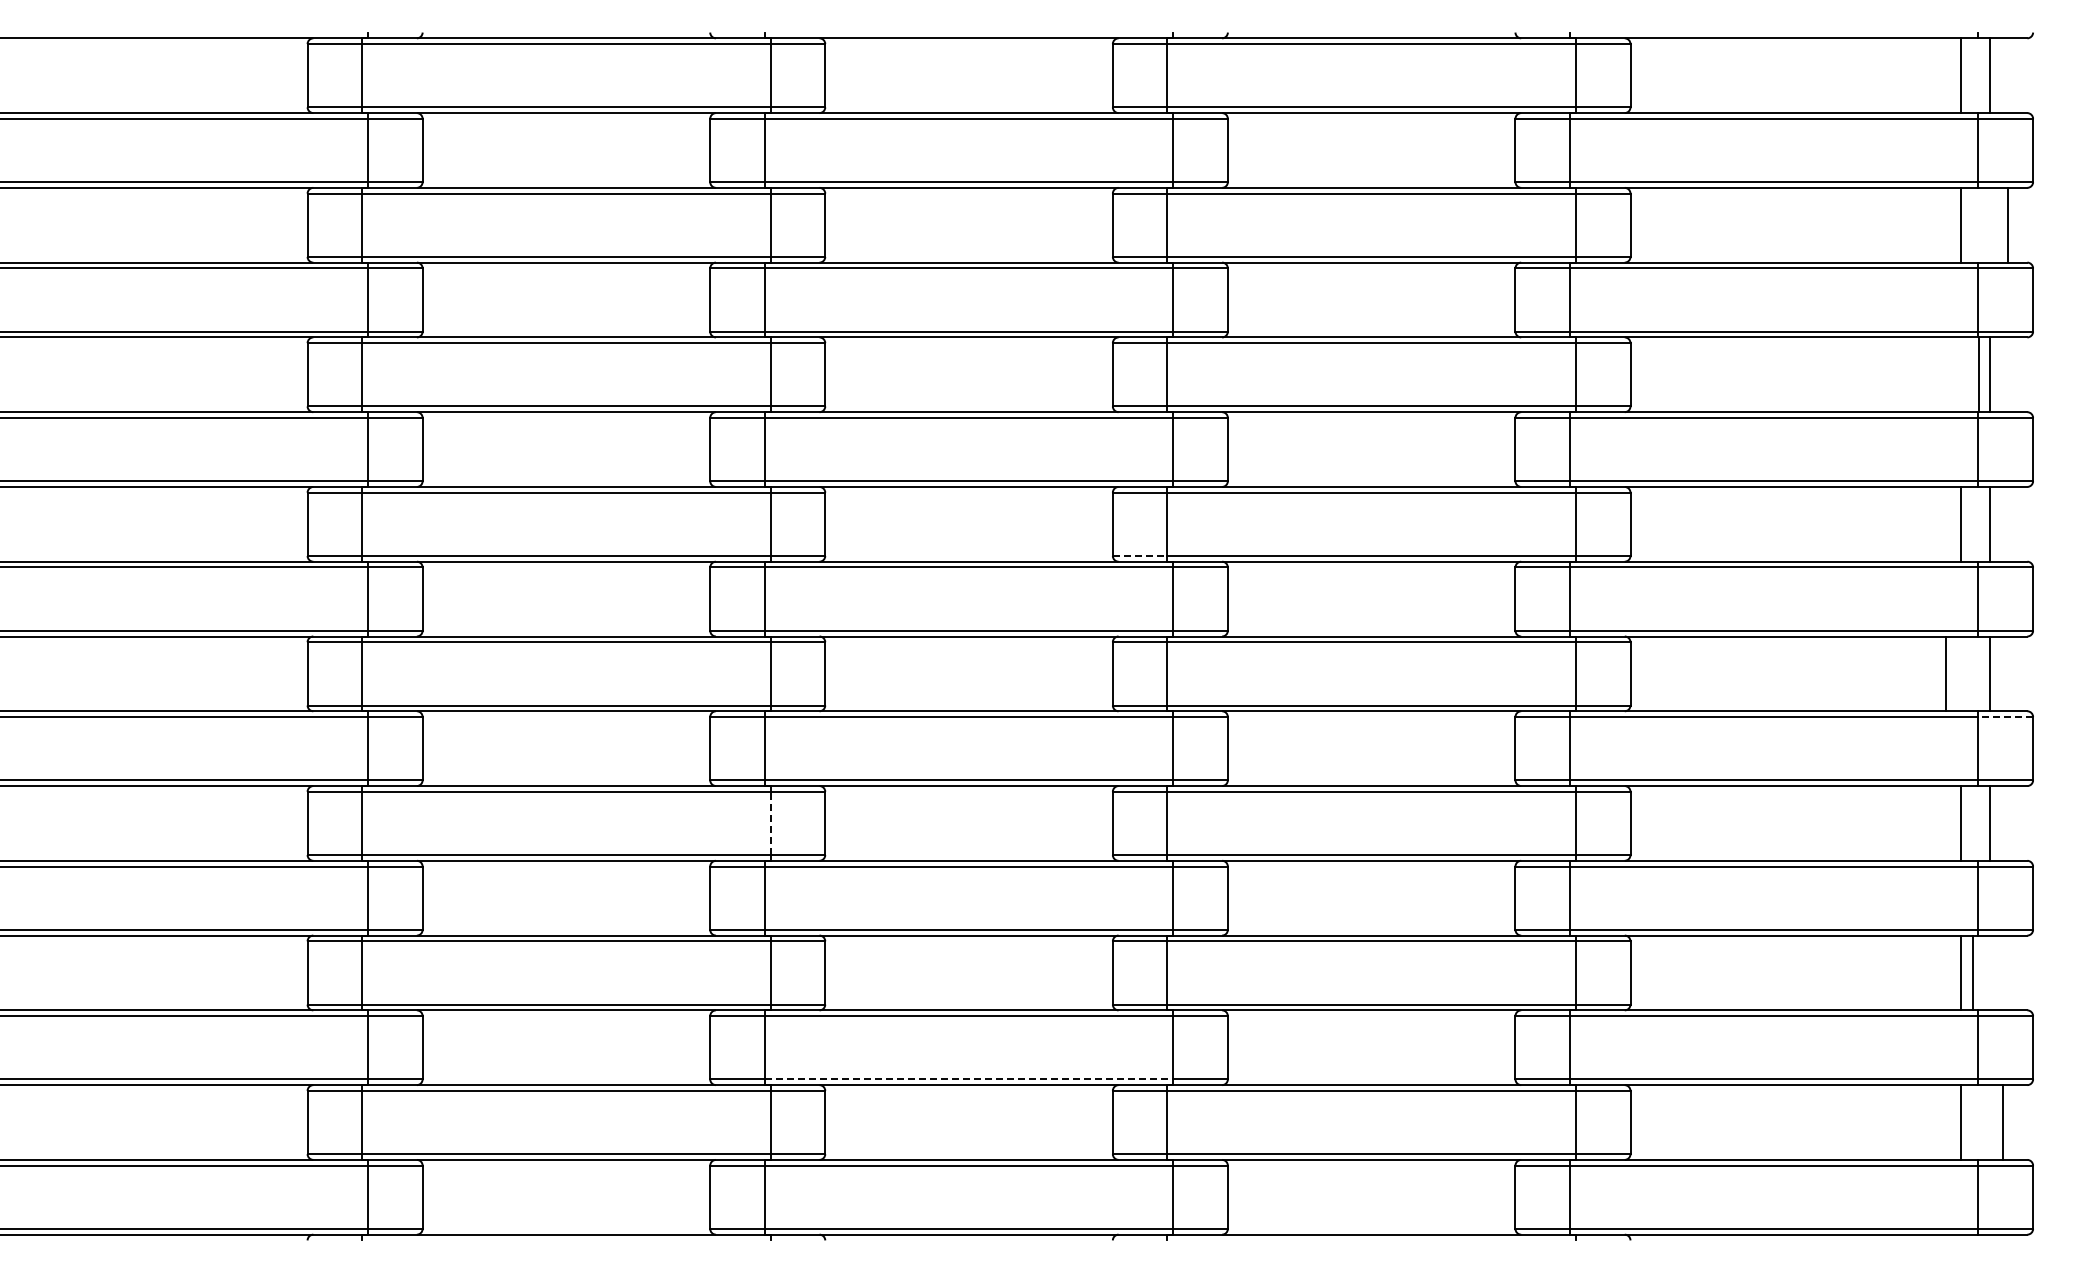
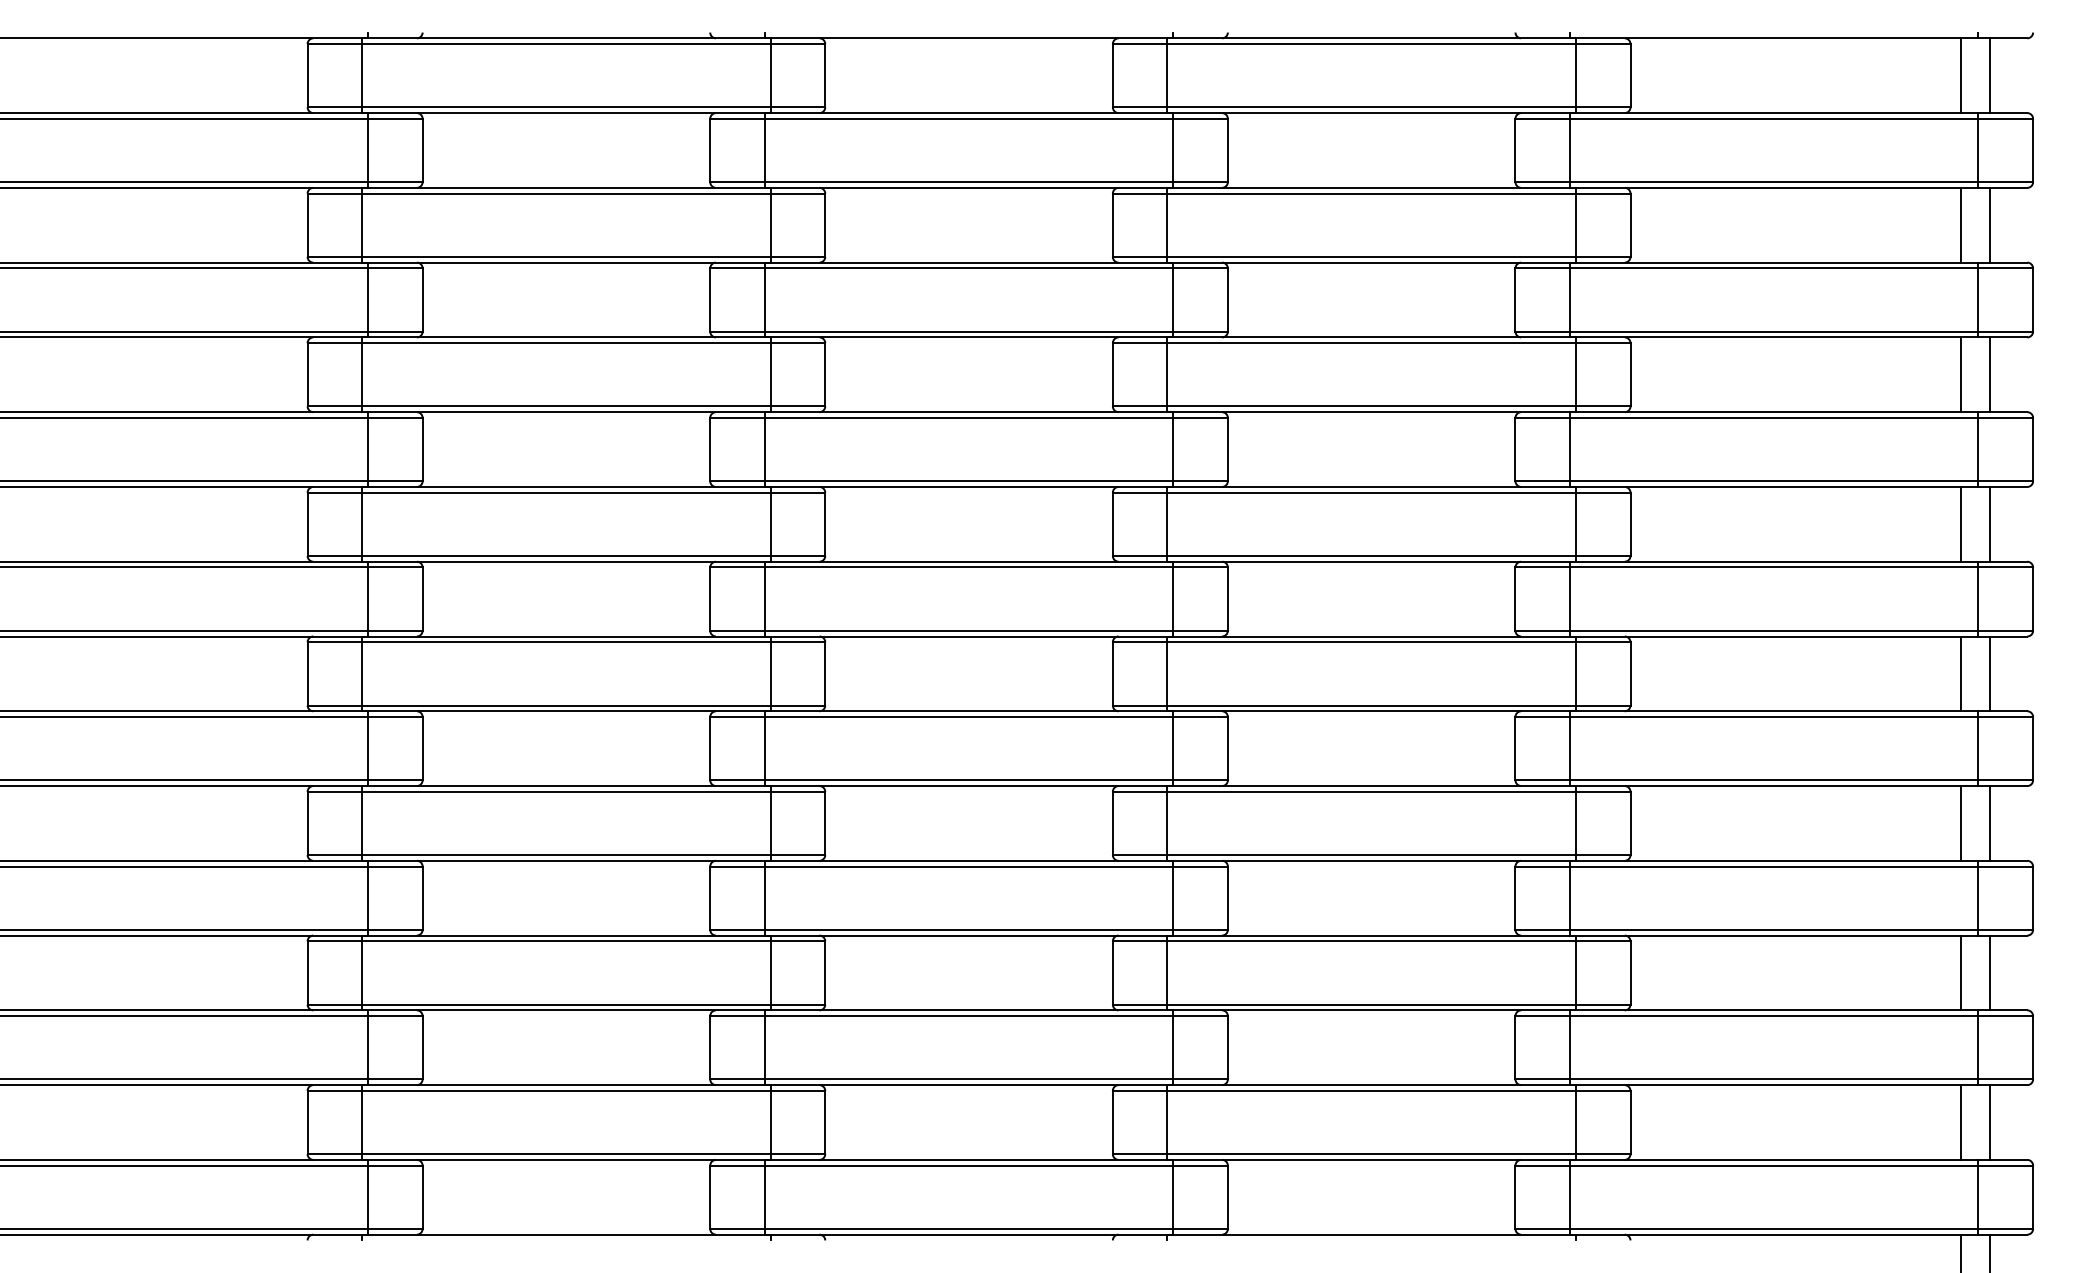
line position: (2007, 224) -> (1989, 224) (1989, 224)
line position: (1979, 374) -> (1961, 374) (1961, 374)
line: dashed -> solid (1140, 555)
line position: (1946, 673) -> (1961, 673) (1961, 673)
line: dashed -> solid (2005, 717)
line: dashed -> solid (770, 823)
line position: (1972, 972) -> (1989, 972) (1989, 972)
line: dashed -> solid (969, 1079)
line position: (2002, 1122) -> (1989, 1122) (1989, 1122)
line: none -> present (1961, 1251)
line: none -> present (1989, 1251)
